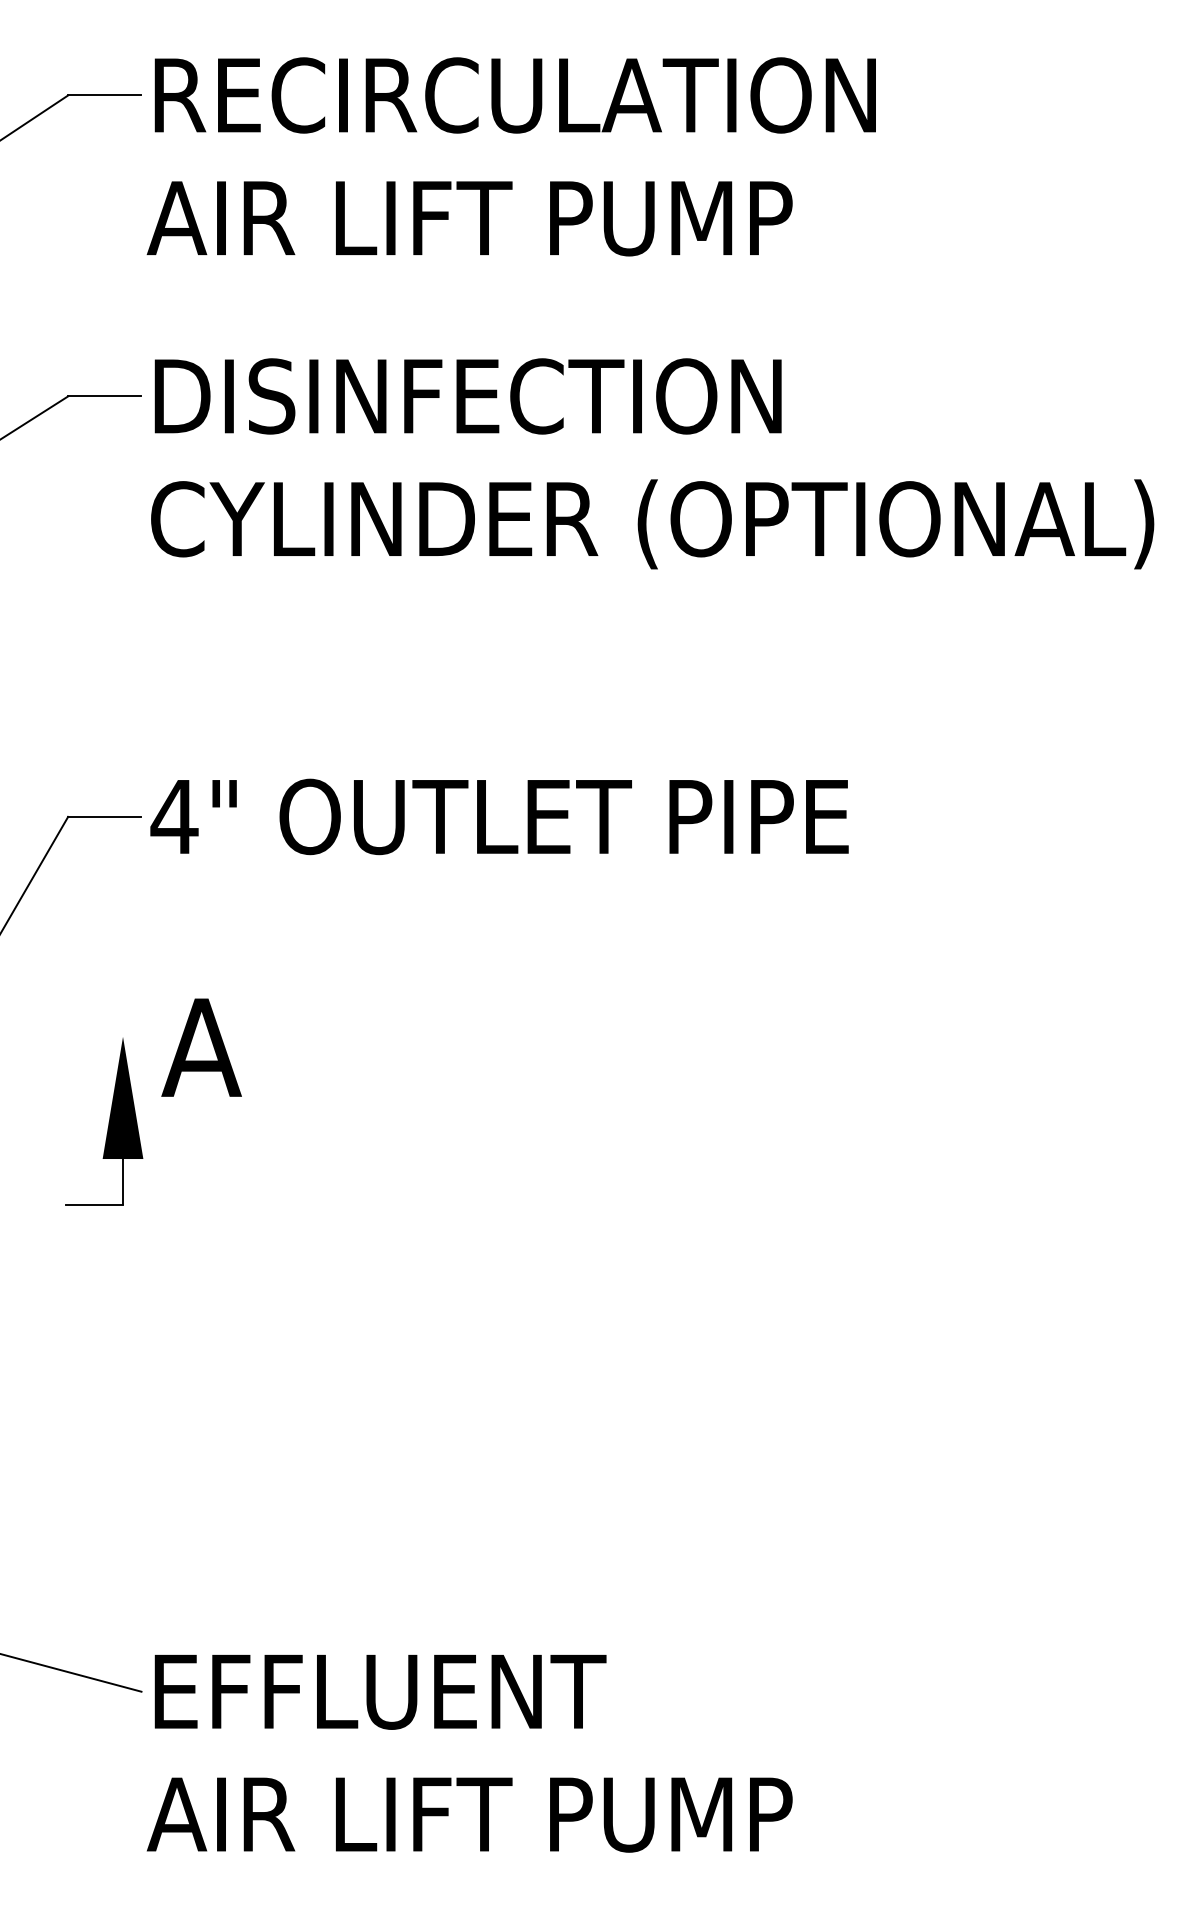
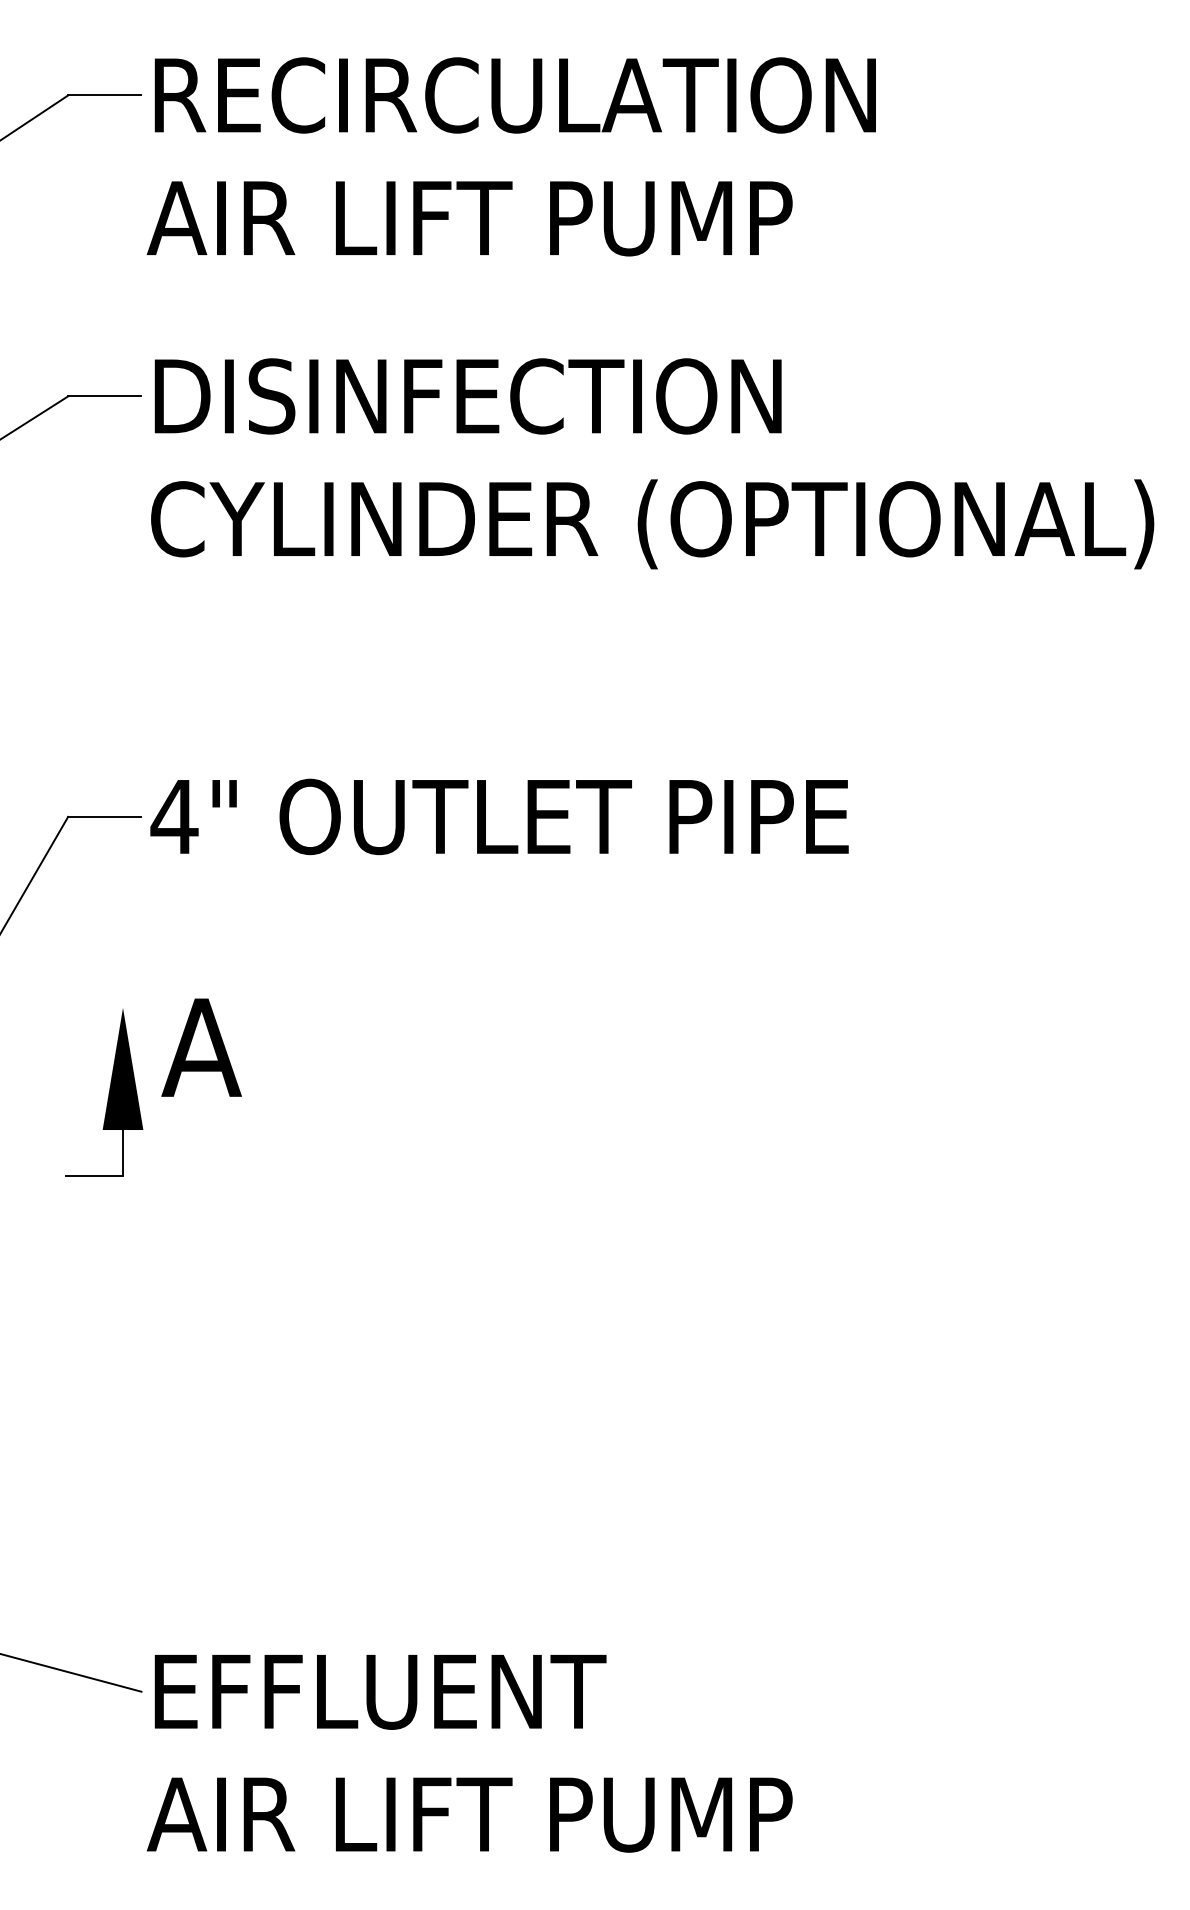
part position: (104, 1121) -> (104, 1092) (104, 1092)
